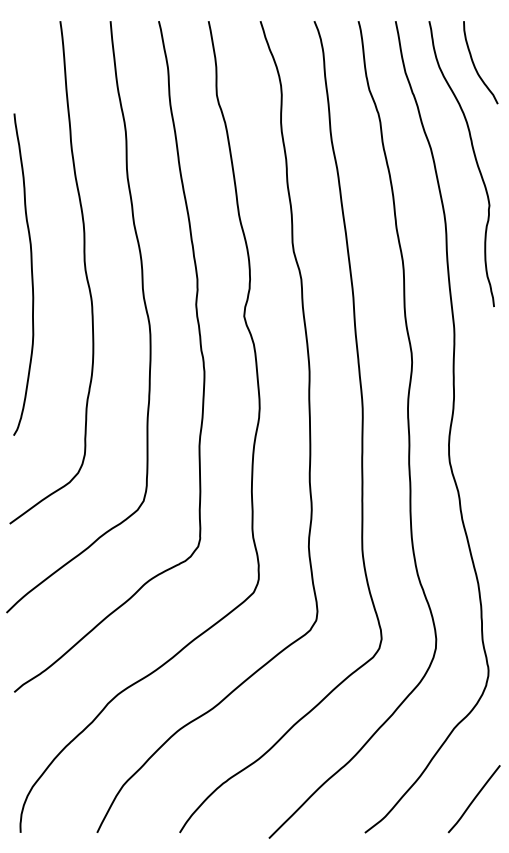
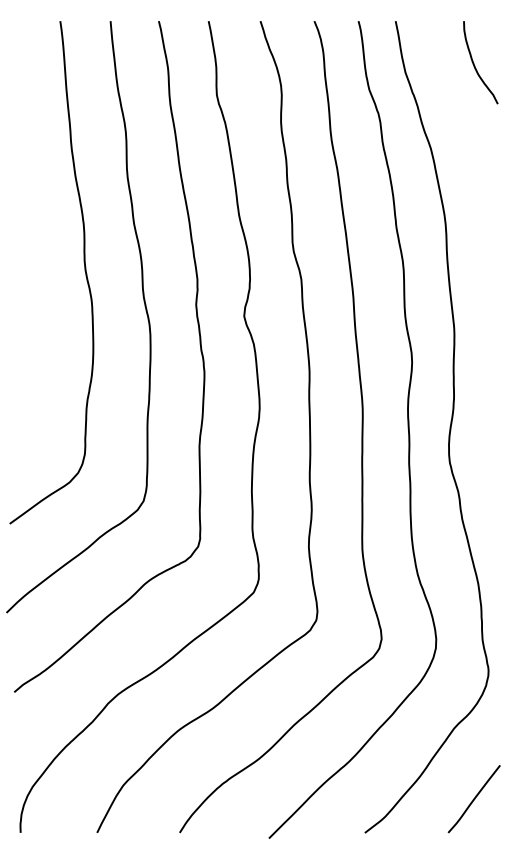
curve: present -> none (474, 158)
curve: present -> none (31, 274)
